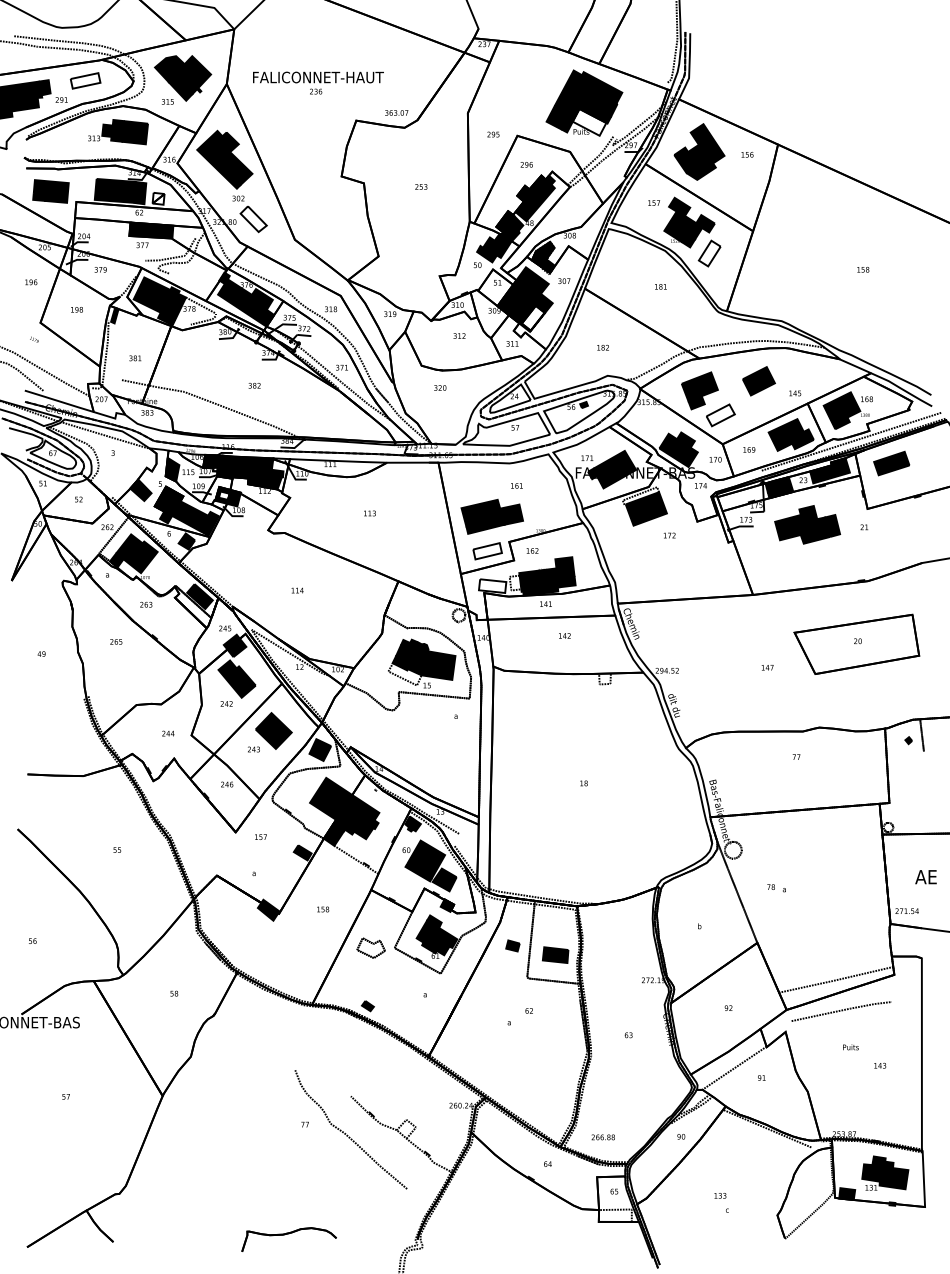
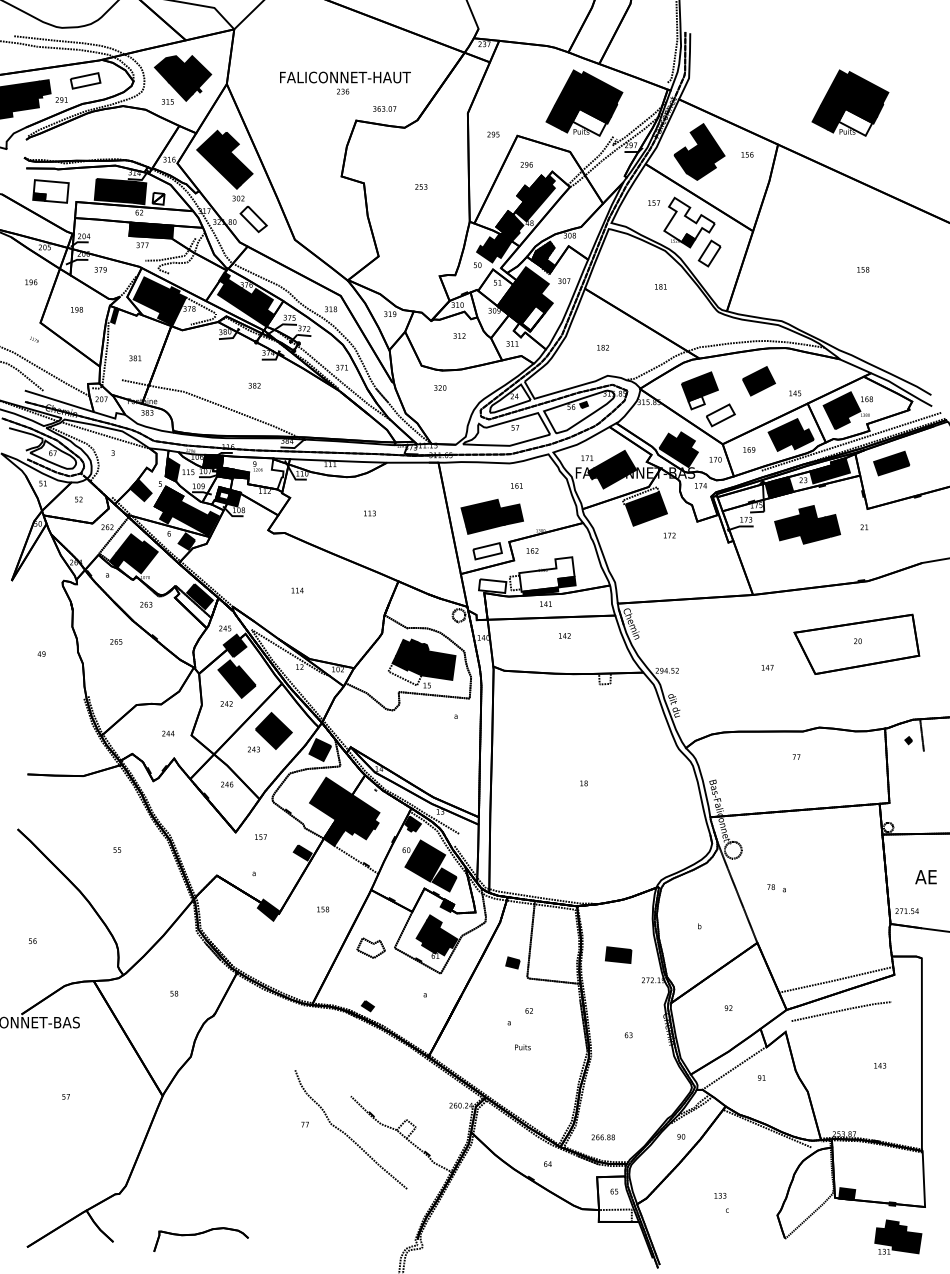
text position: (318, 82) -> (345, 82) (345, 82)
part: none -> present (850, 102)
text position: (396, 112) -> (384, 108) (384, 108)
part: present -> none (118, 132)
fill: present -> none (50, 191)
fill: present -> none (689, 219)
fill: present -> none (696, 402)
fill: present -> none (252, 472)
fill: present -> none (546, 574)
part position: (512, 945) -> (512, 962) (512, 962)
part position: (555, 954) -> (618, 954) (618, 954)
text position: (850, 1047) -> (522, 1047) (522, 1047)
part position: (885, 1172) -> (898, 1236) (898, 1236)
part position: (288, 1239) -> (200, 1239) (200, 1239)
